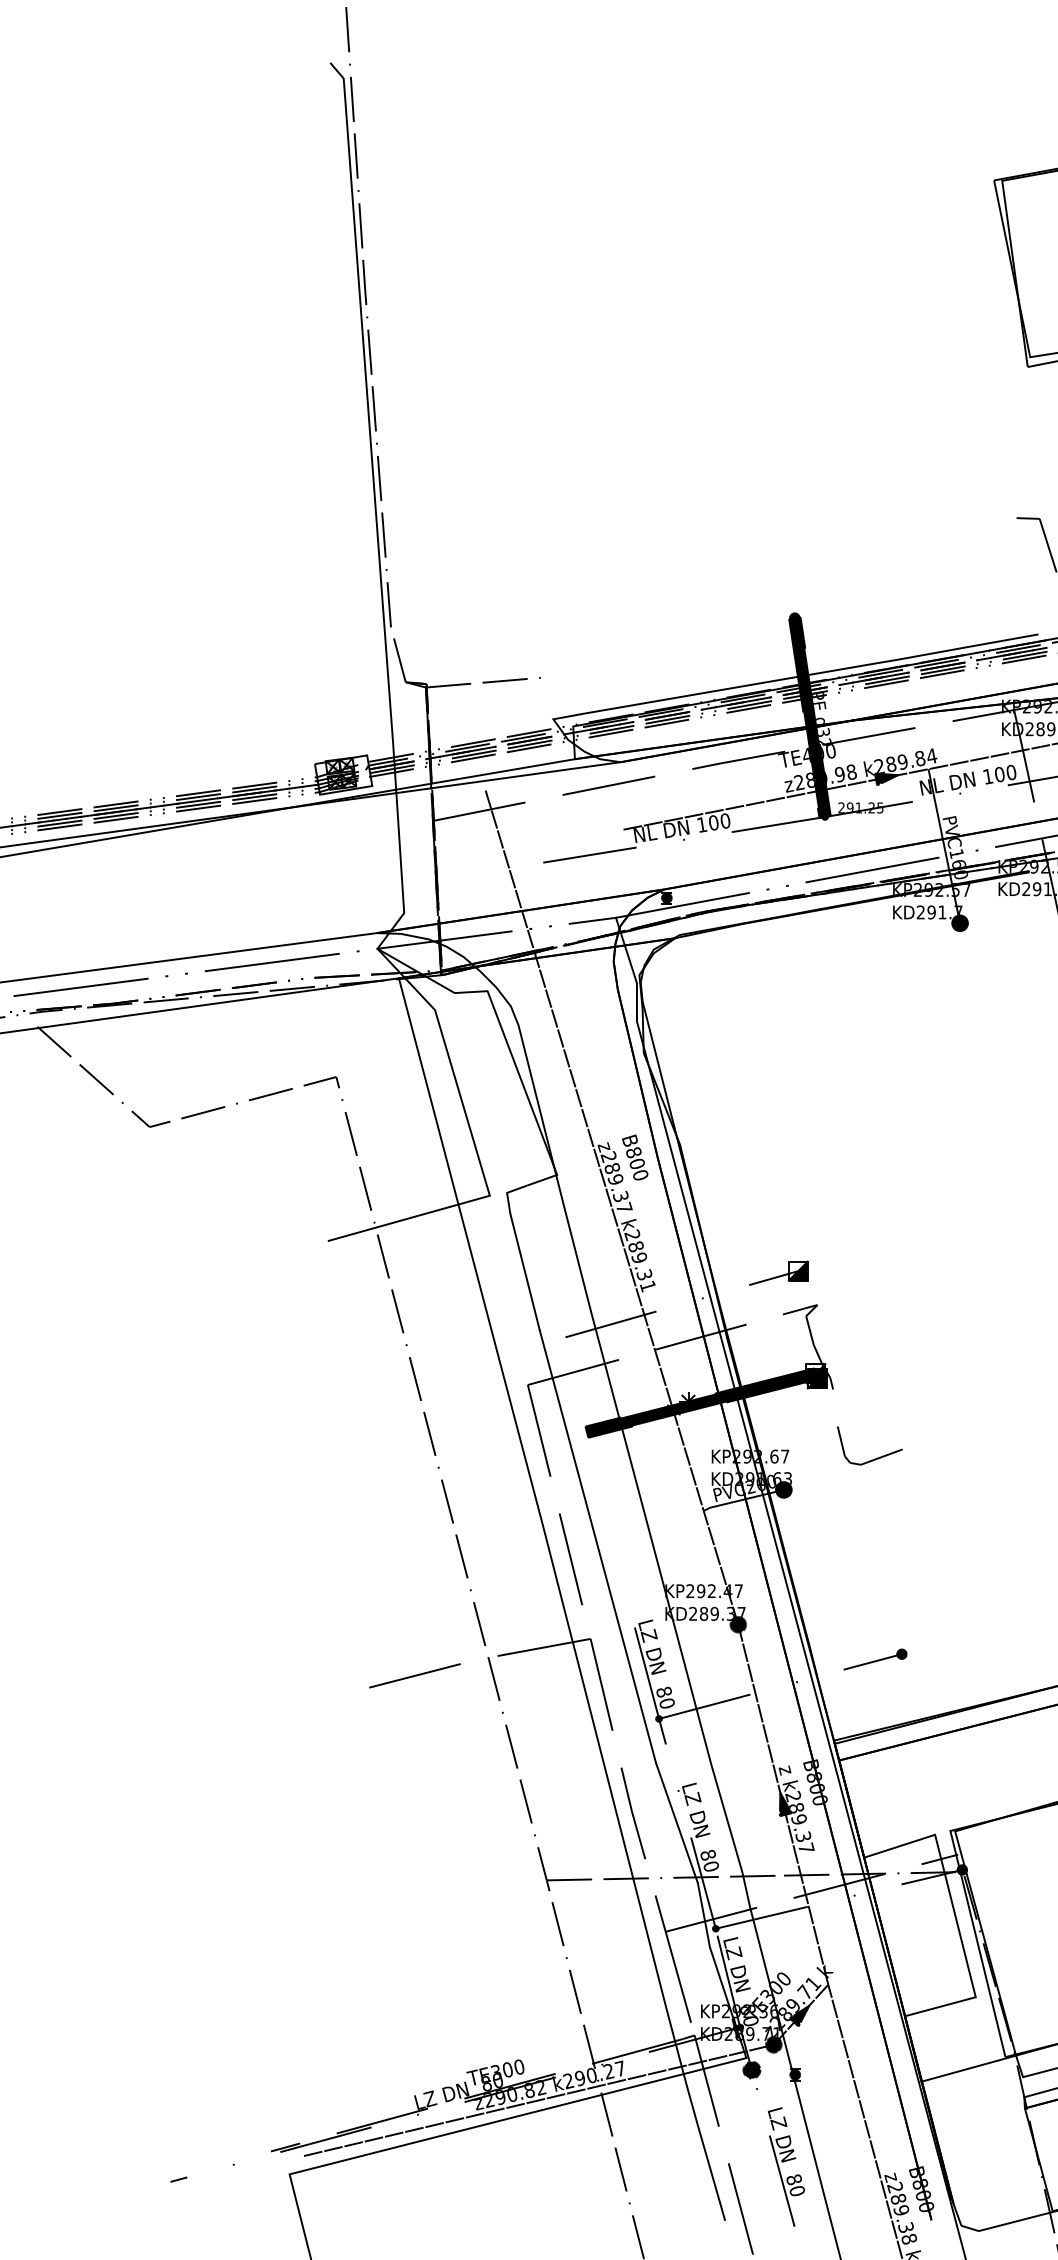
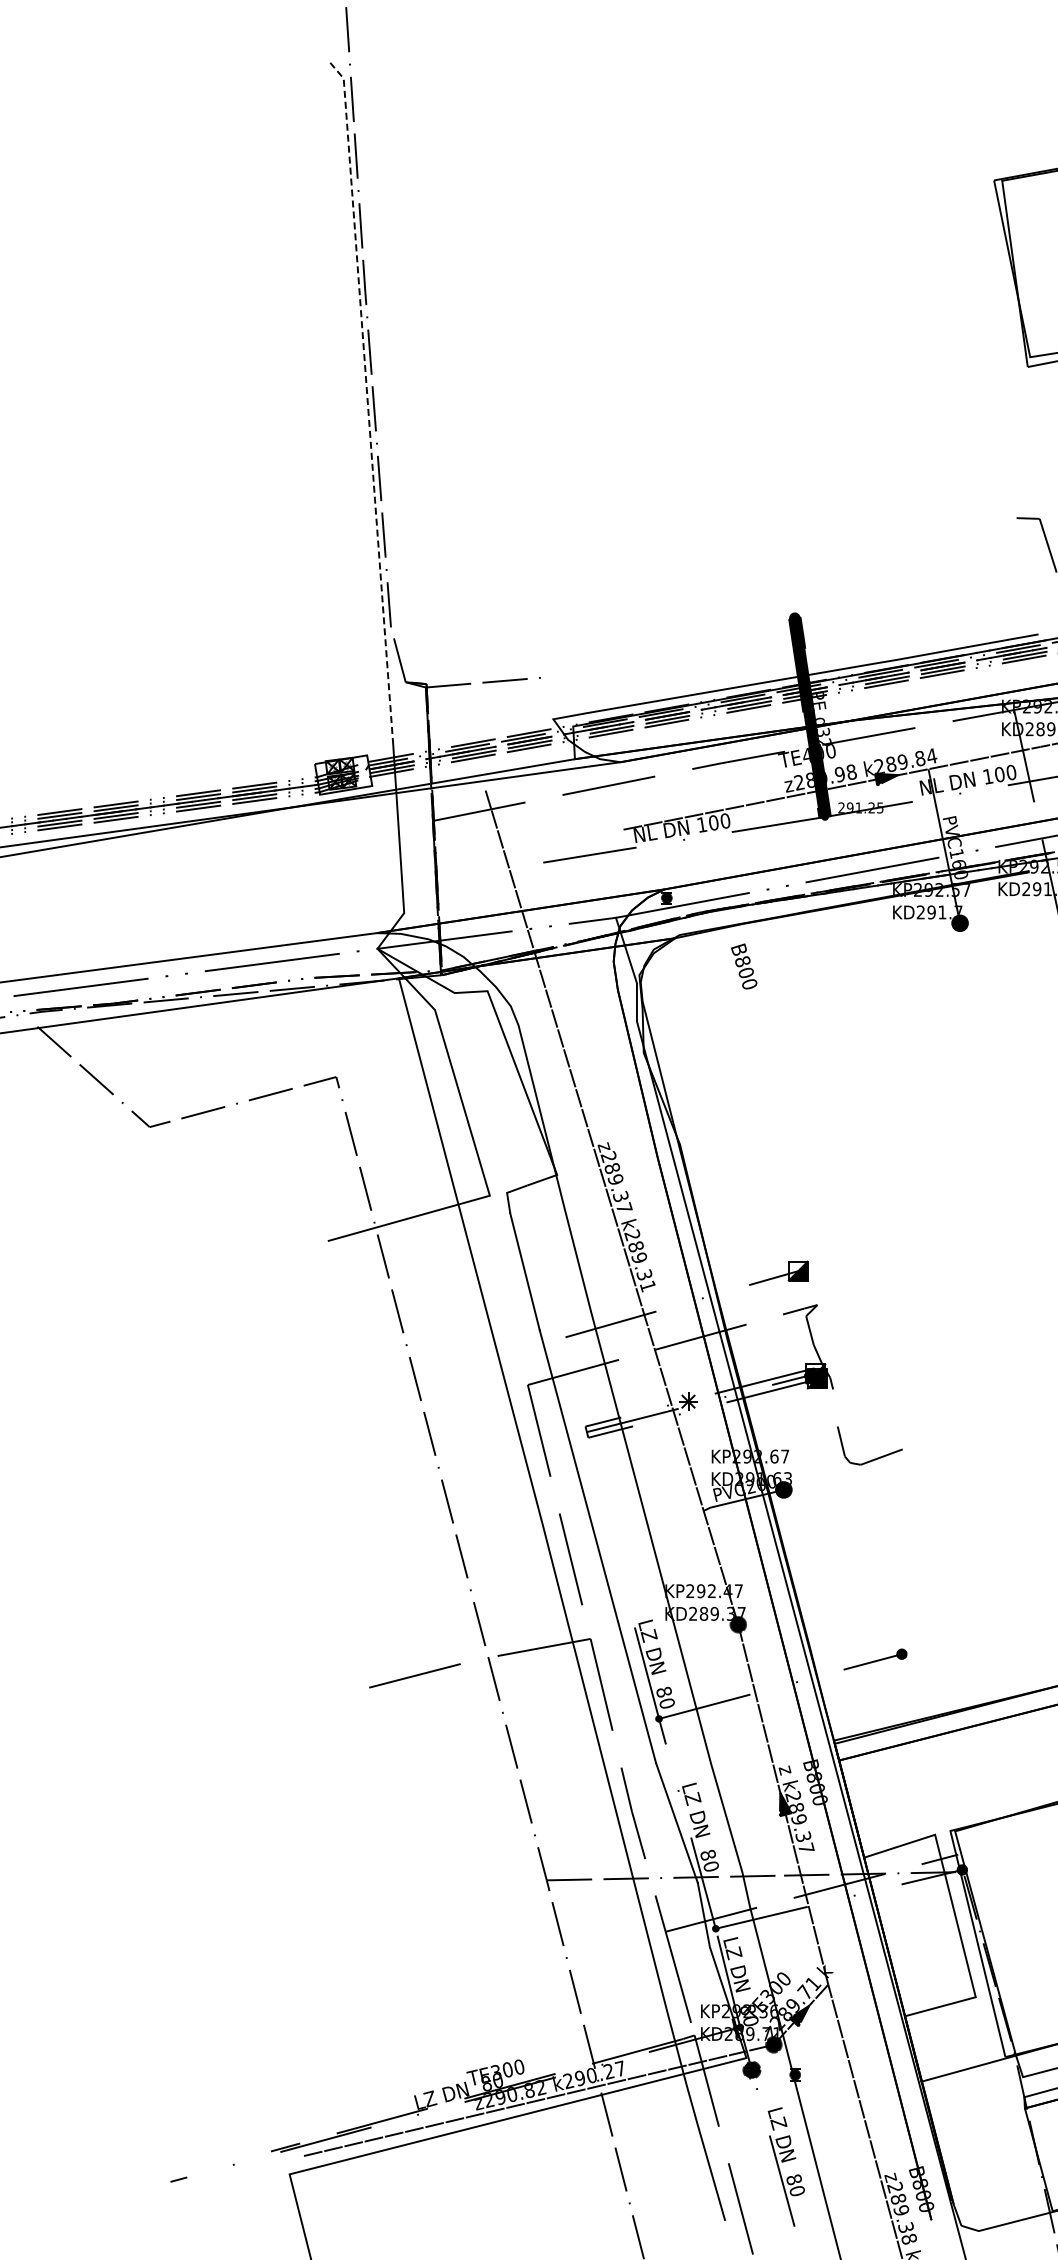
line: solid -> dashed (367, 400)
text position: (635, 1157) -> (744, 966) (744, 966)
fill: present -> none (697, 1403)
